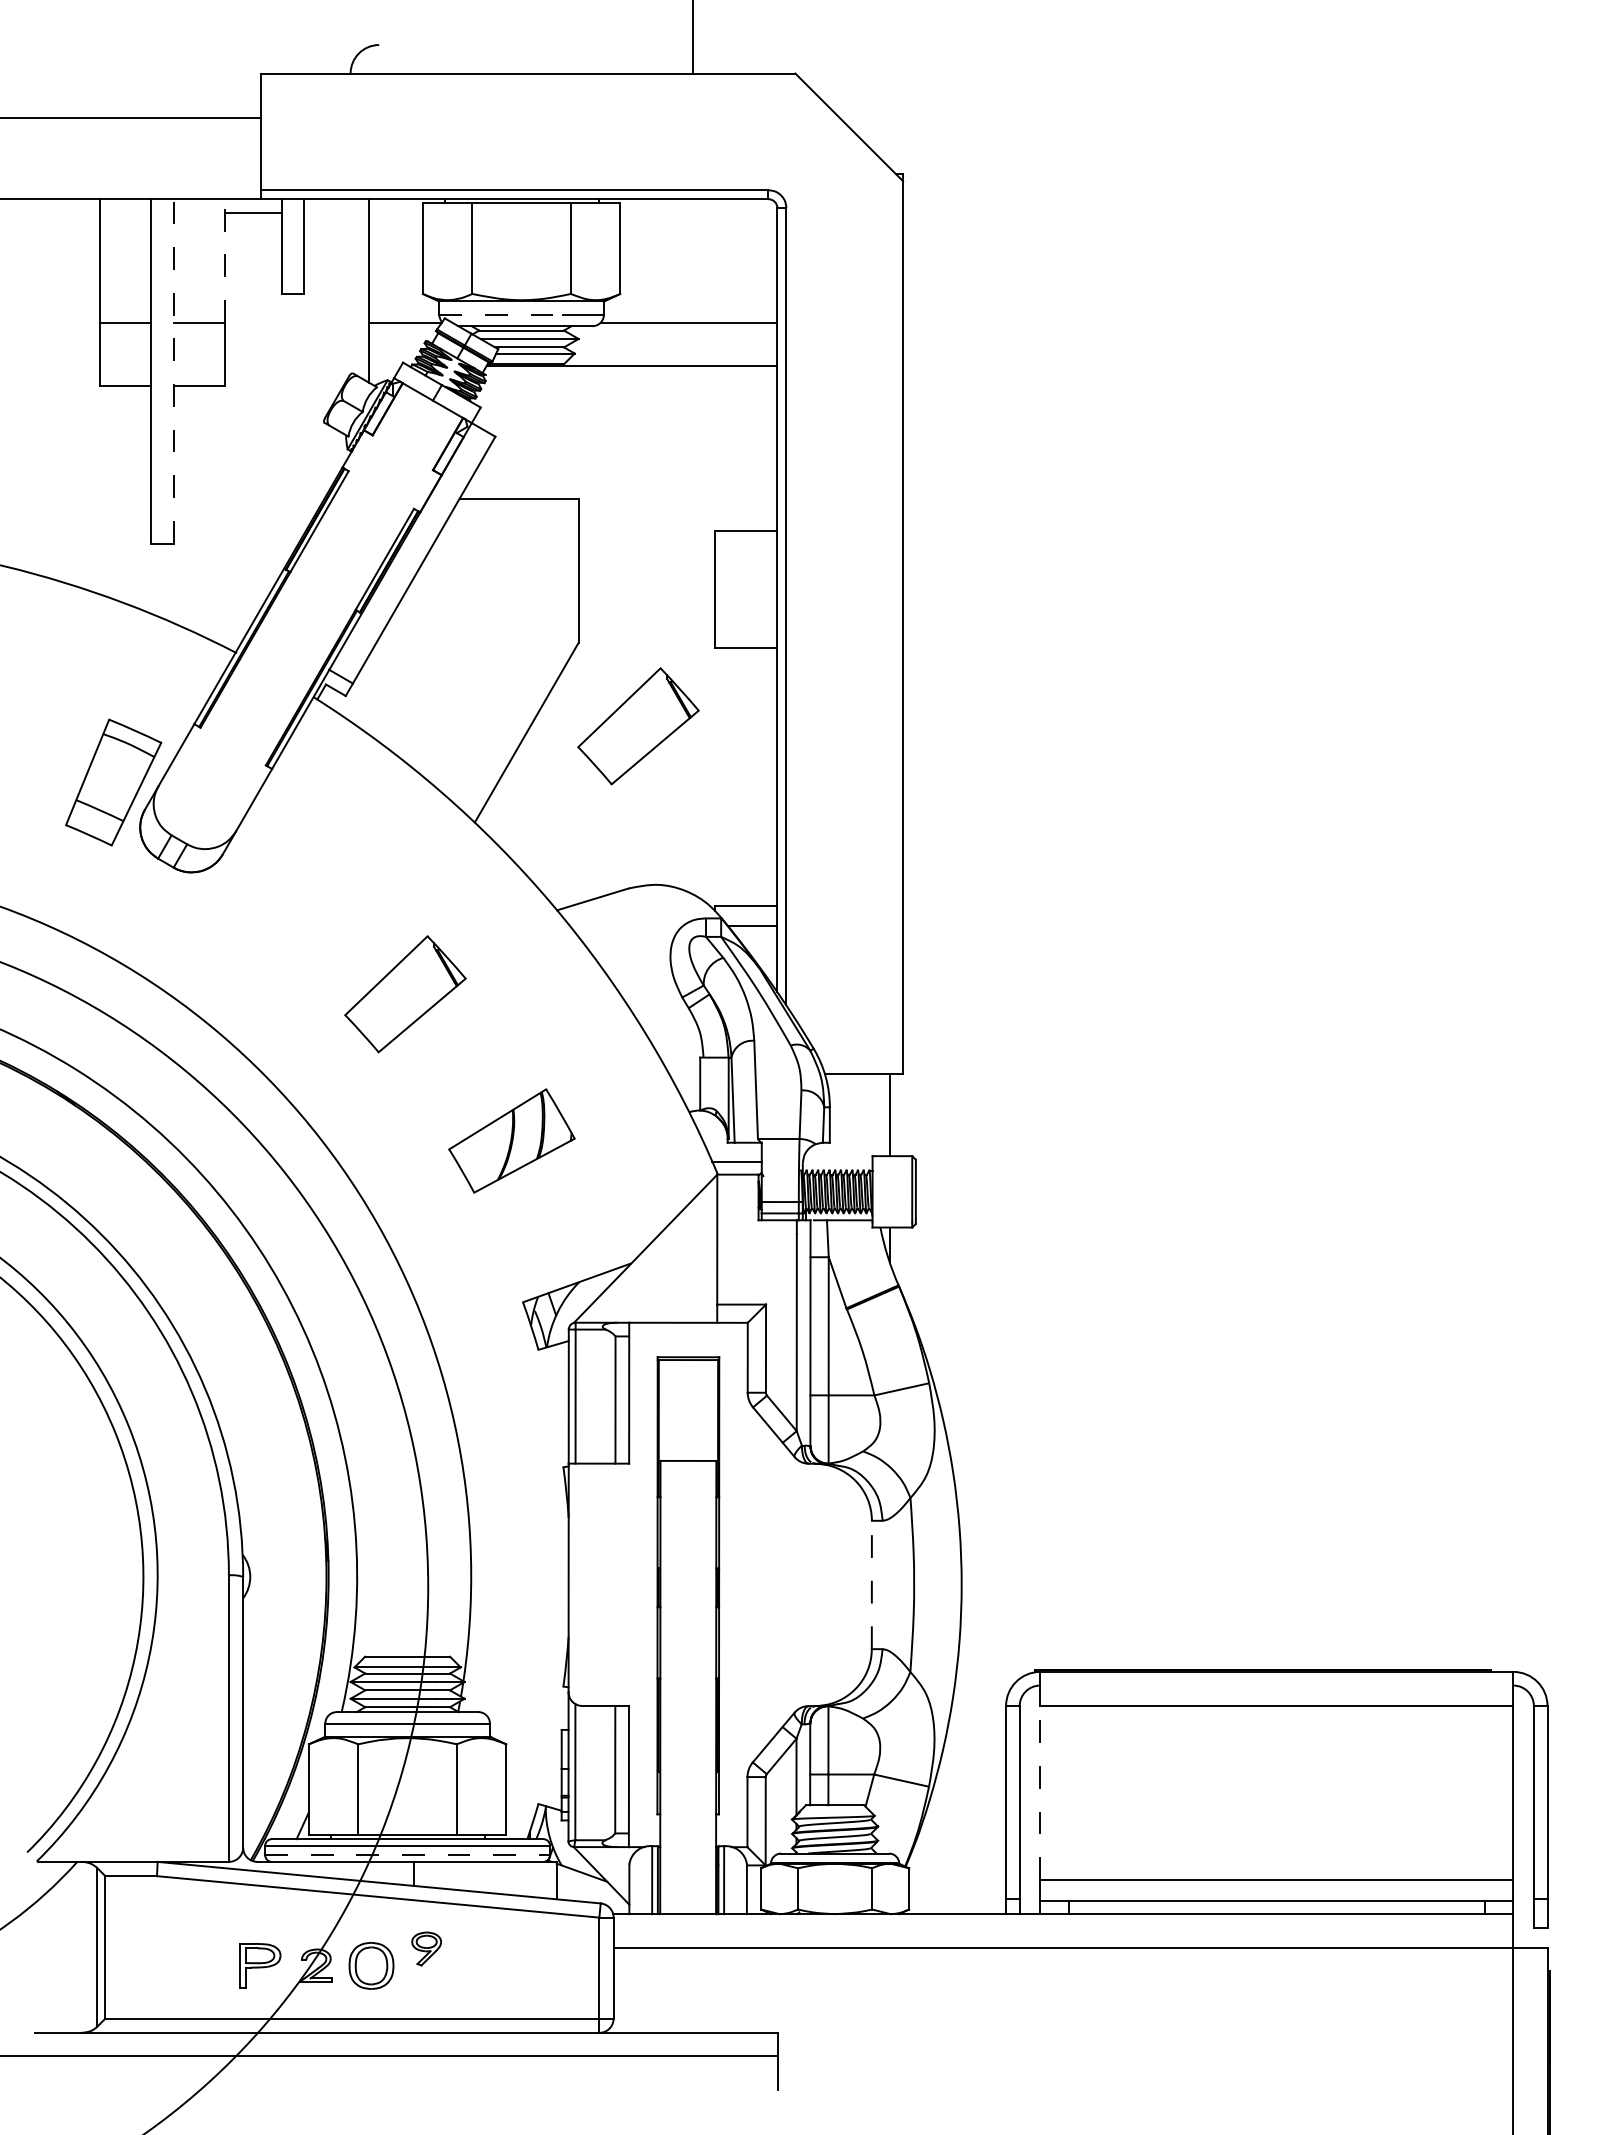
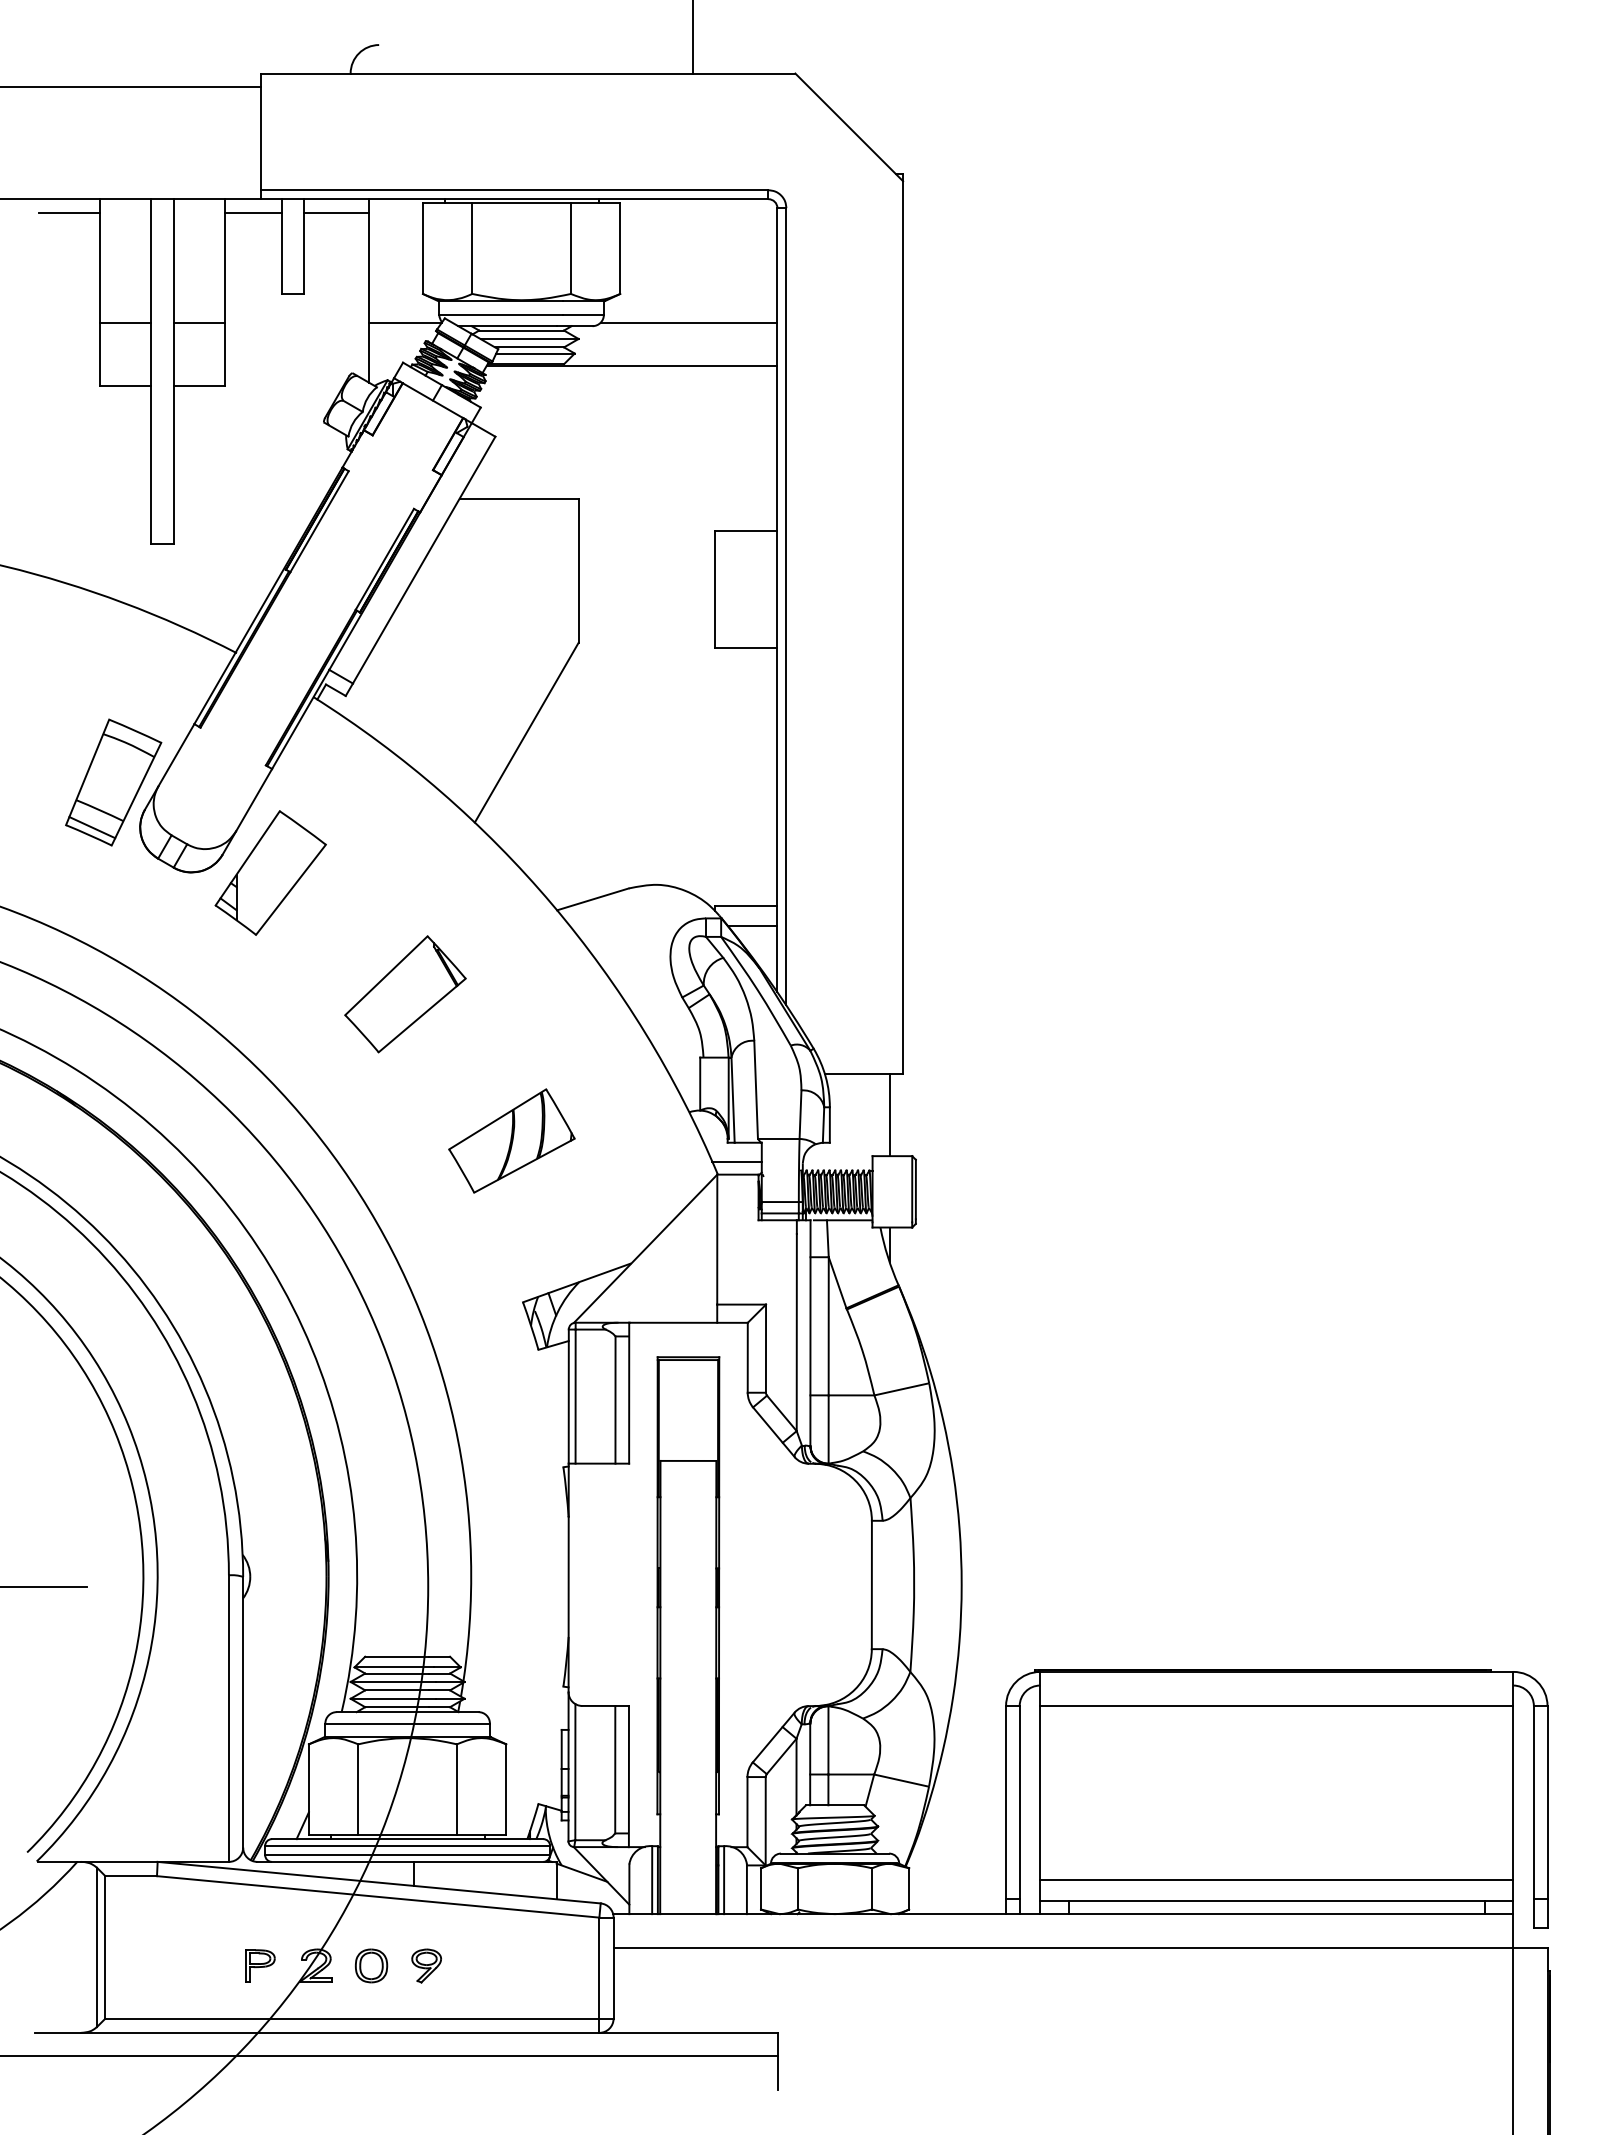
line position: (131, 118) -> (131, 87) (131, 87)
line: none -> present (69, 212)
line: none -> present (336, 212)
line: dashed -> solid (225, 261)
line: dashed -> solid (501, 314)
line: dashed -> solid (173, 370)
part: present -> none (638, 726)
line: none -> present (92, 827)
part: none -> present (270, 872)
line: dashed -> solid (871, 1584)
line: none -> present (44, 1586)
line: dashed -> solid (1040, 1793)
line: dashed -> solid (408, 1855)
part position: (426, 1948) -> (426, 1965) (426, 1965)
part size: 43x46 px -> 31x34 px (260, 1965)
part size: 47x48 px -> 35x36 px (371, 1965)
